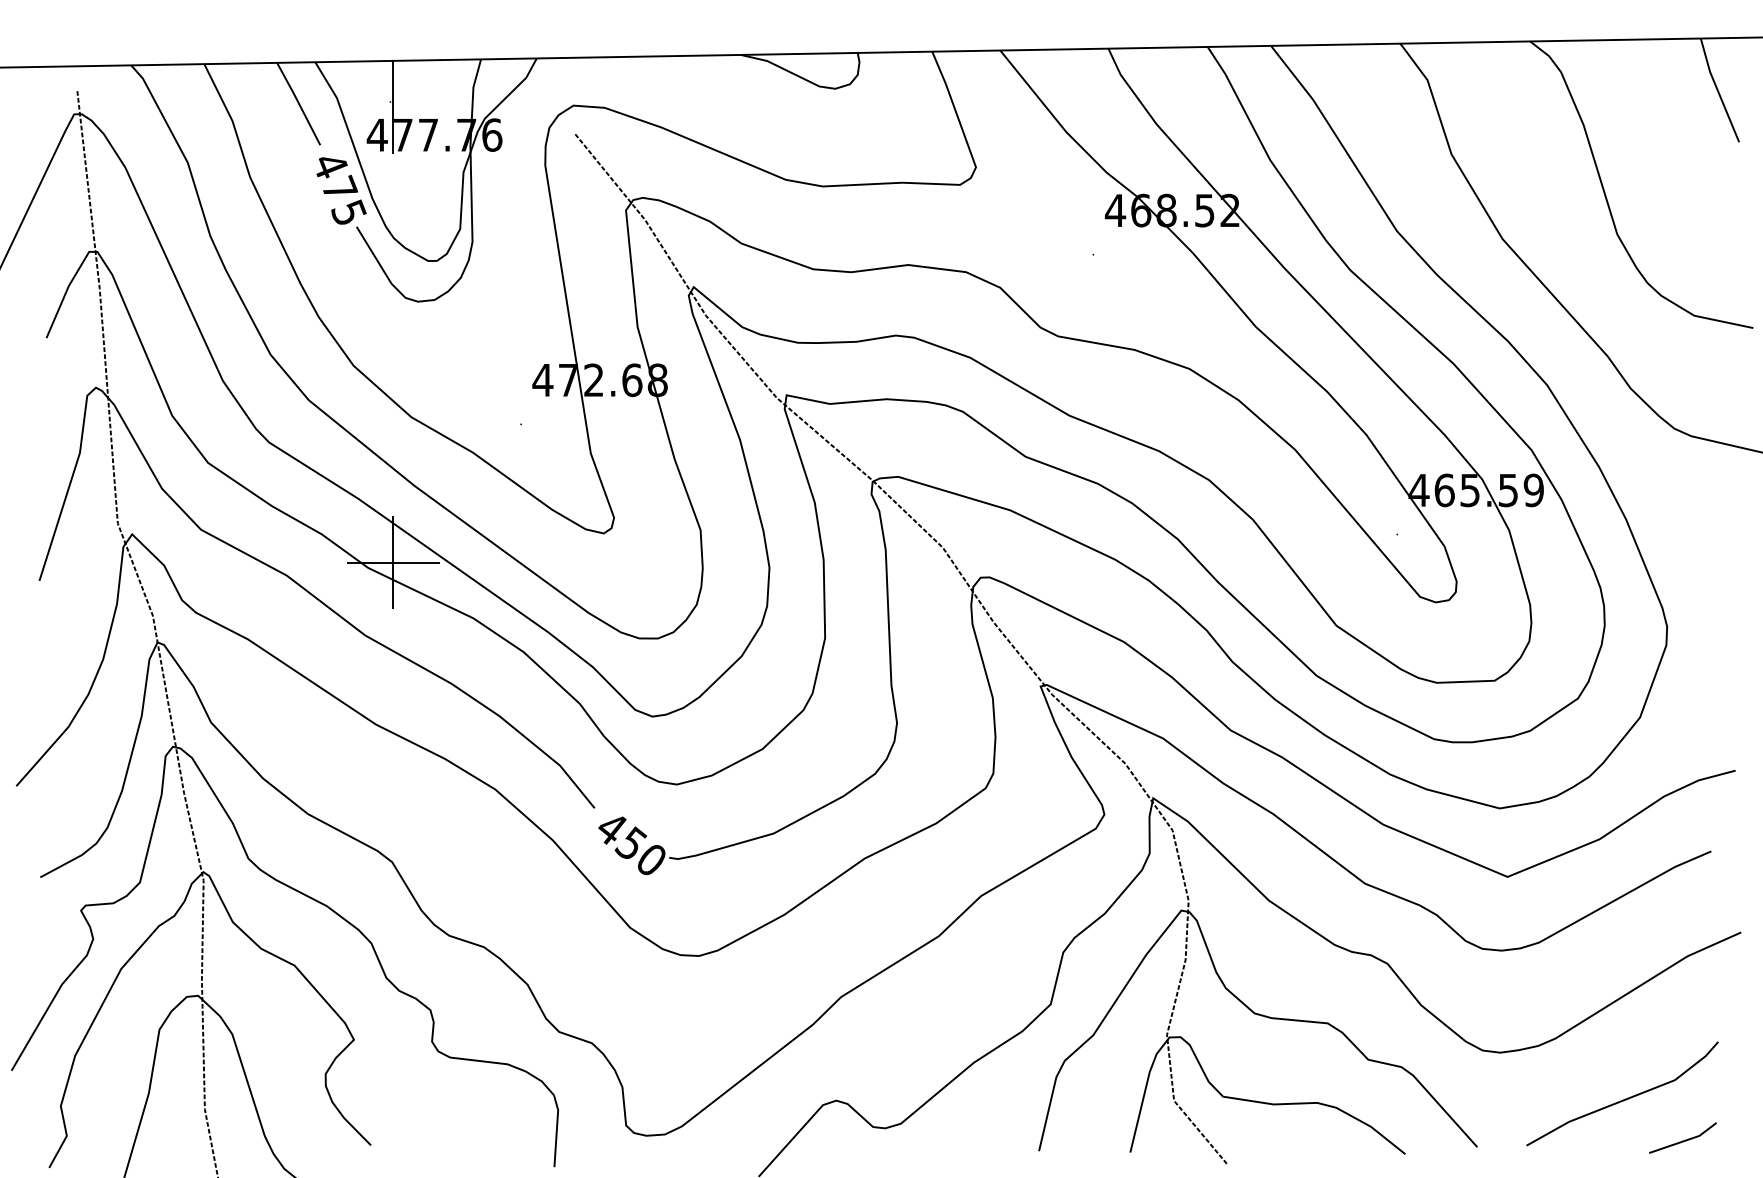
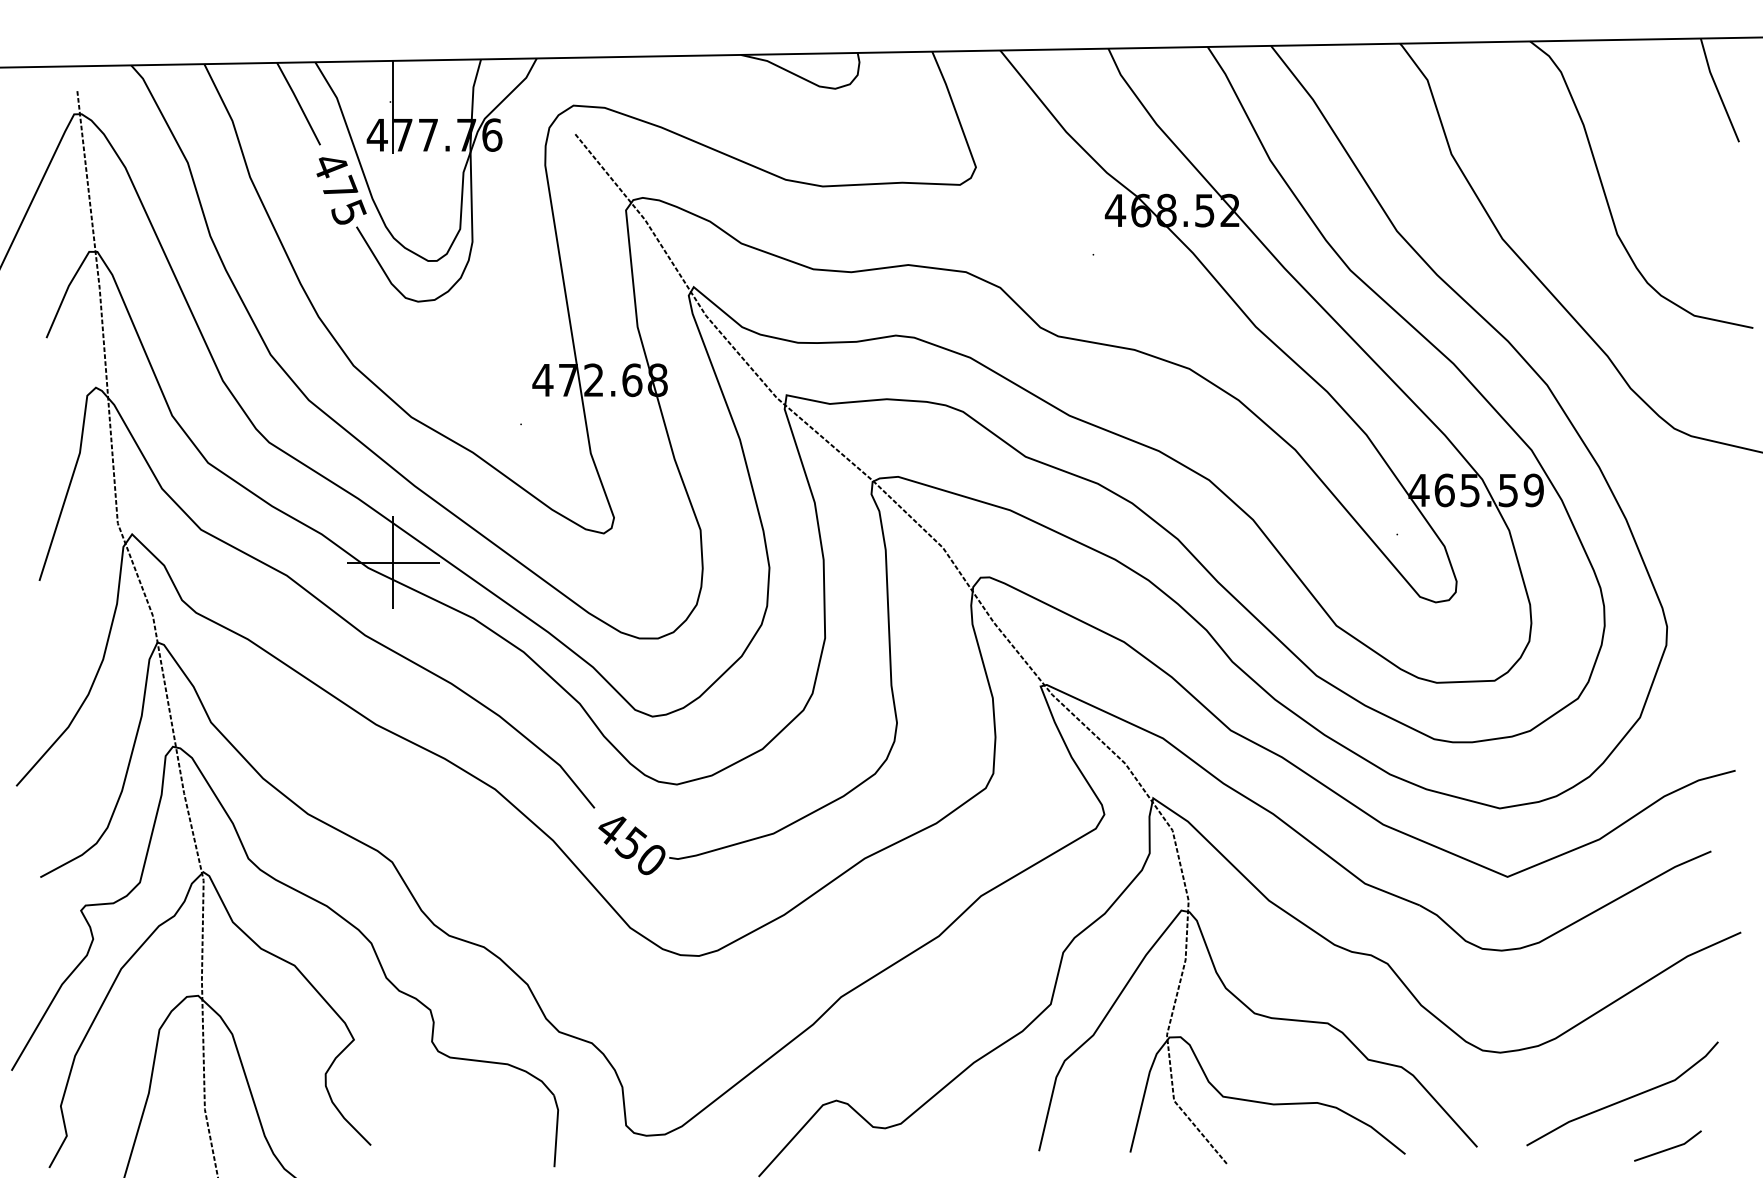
line position: (1682, 1140) -> (1667, 1148) (1667, 1148)
